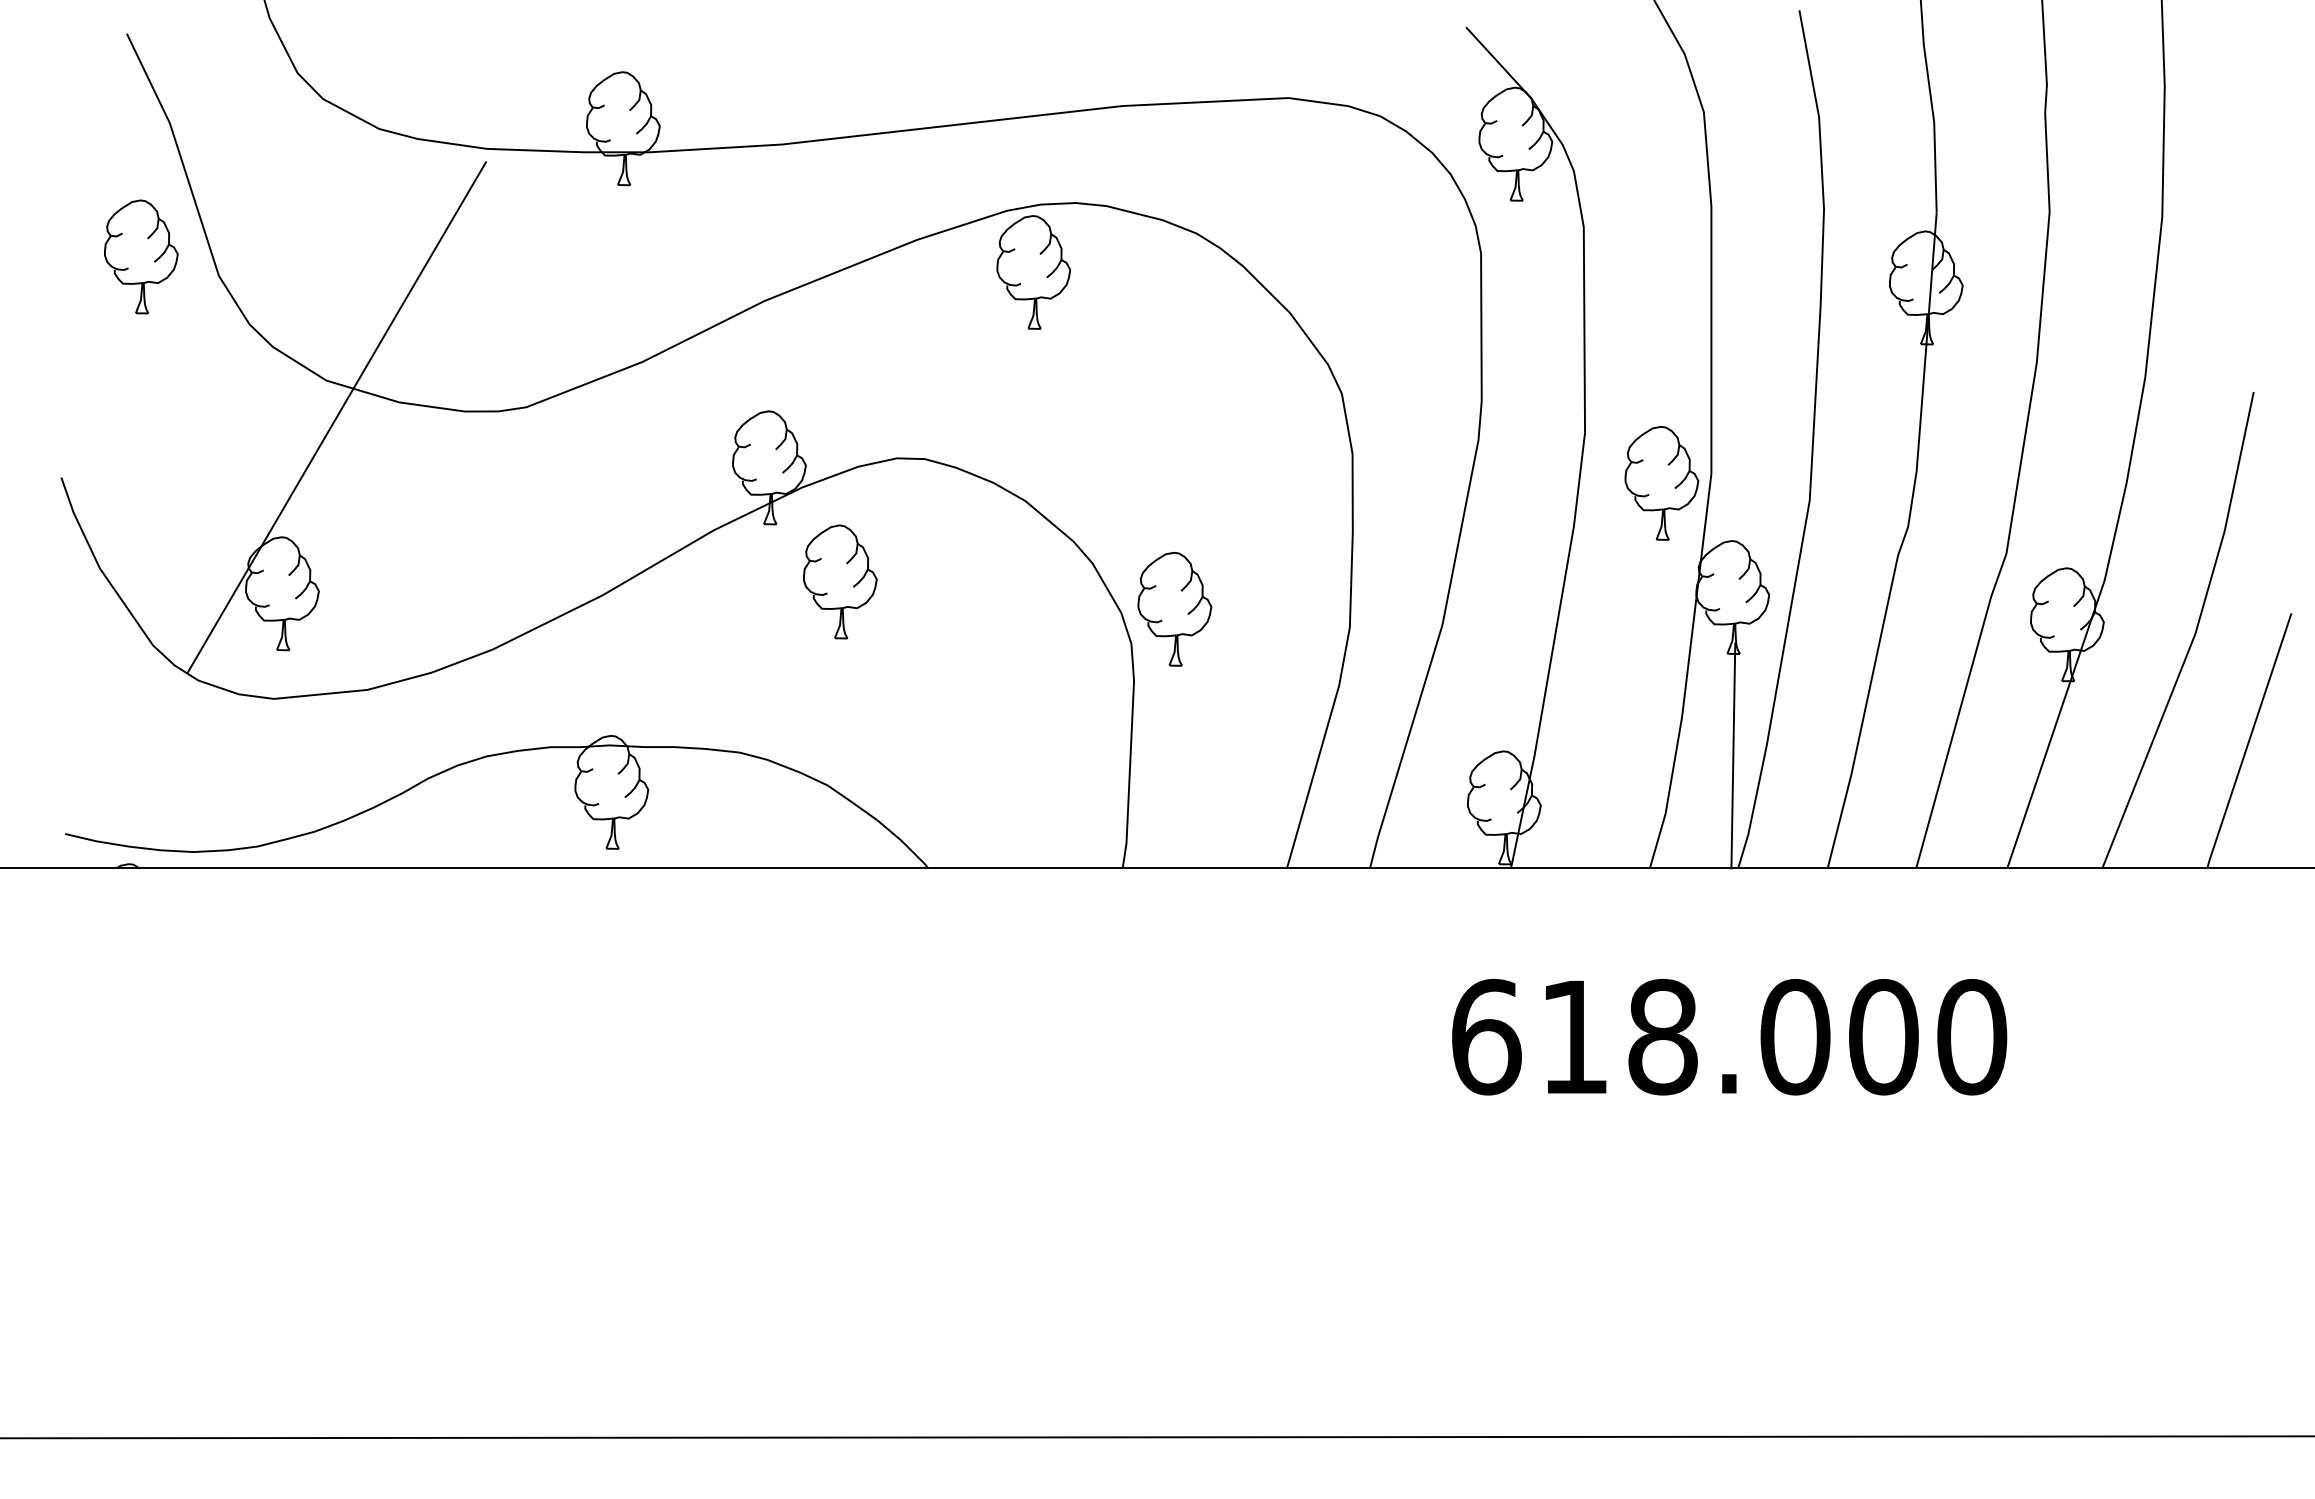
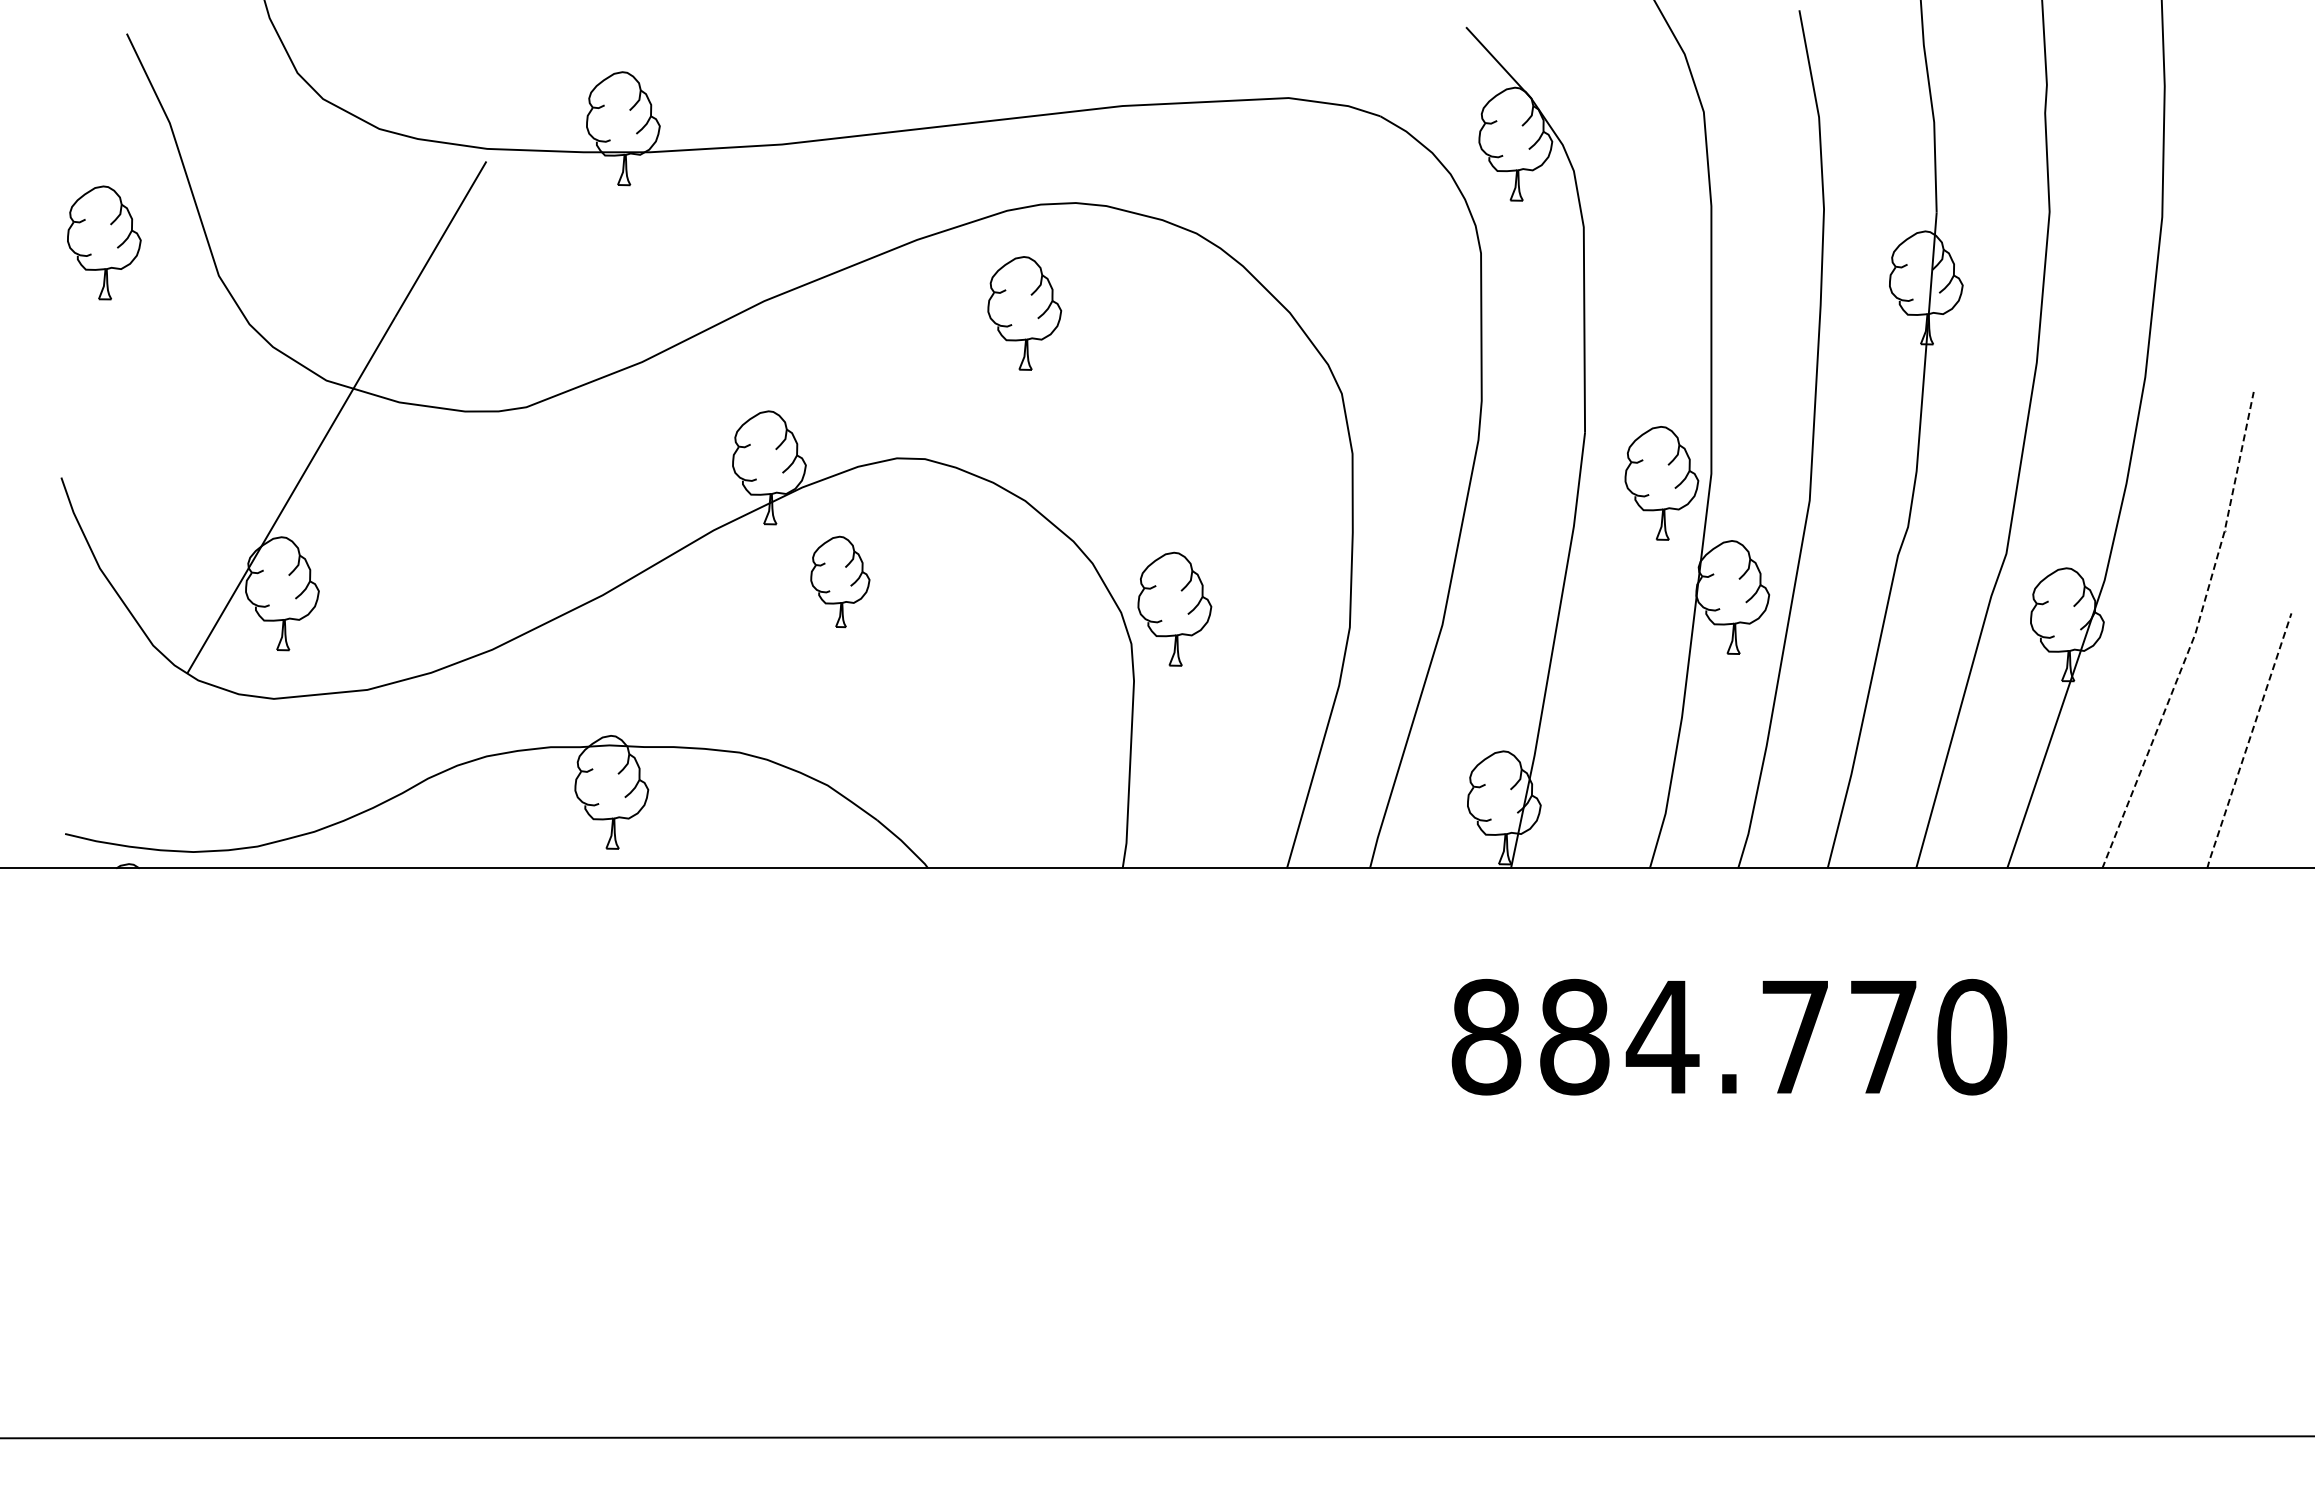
part position: (141, 256) -> (104, 242) (104, 242)
part position: (1033, 272) -> (1024, 313) (1024, 313)
part size: 75x116 px -> 61x94 px (840, 581)
line: solid -> dashed (2195, 633)
line: solid -> dashed (2248, 741)
line: present -> none (1733, 755)
text: 618.000 -> 884.770 (1684, 1036)
